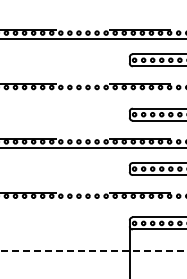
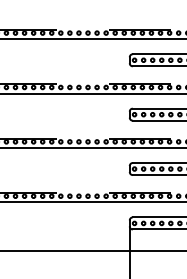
line: none -> present (92, 93)
line: none -> present (92, 202)
line: dashed -> solid (94, 250)
